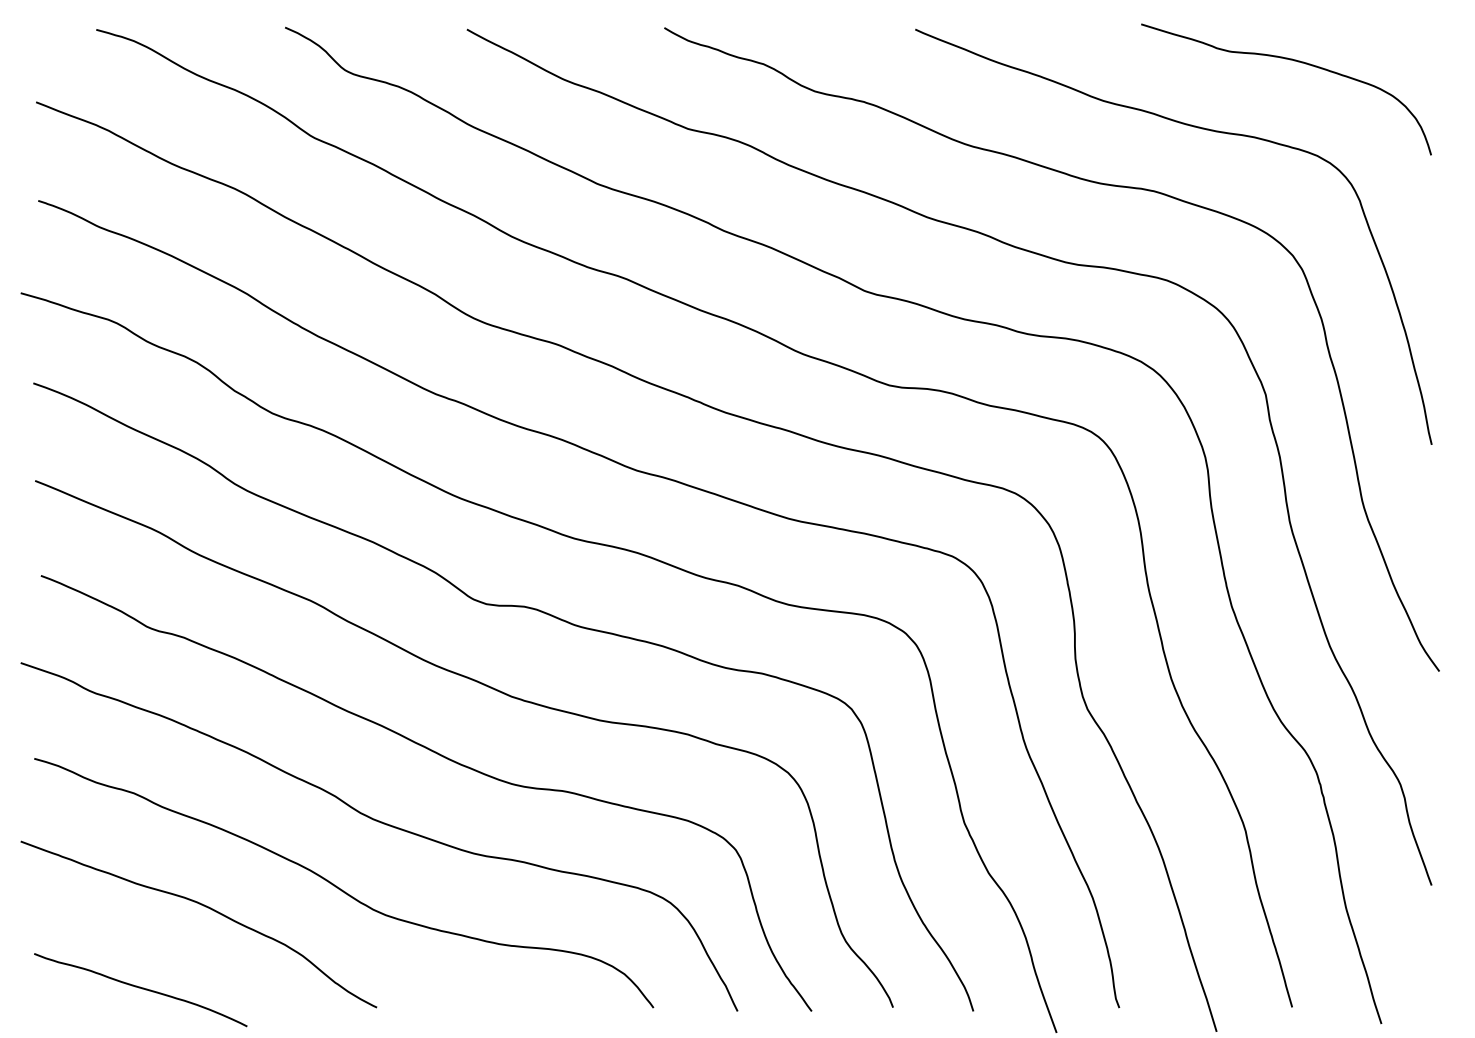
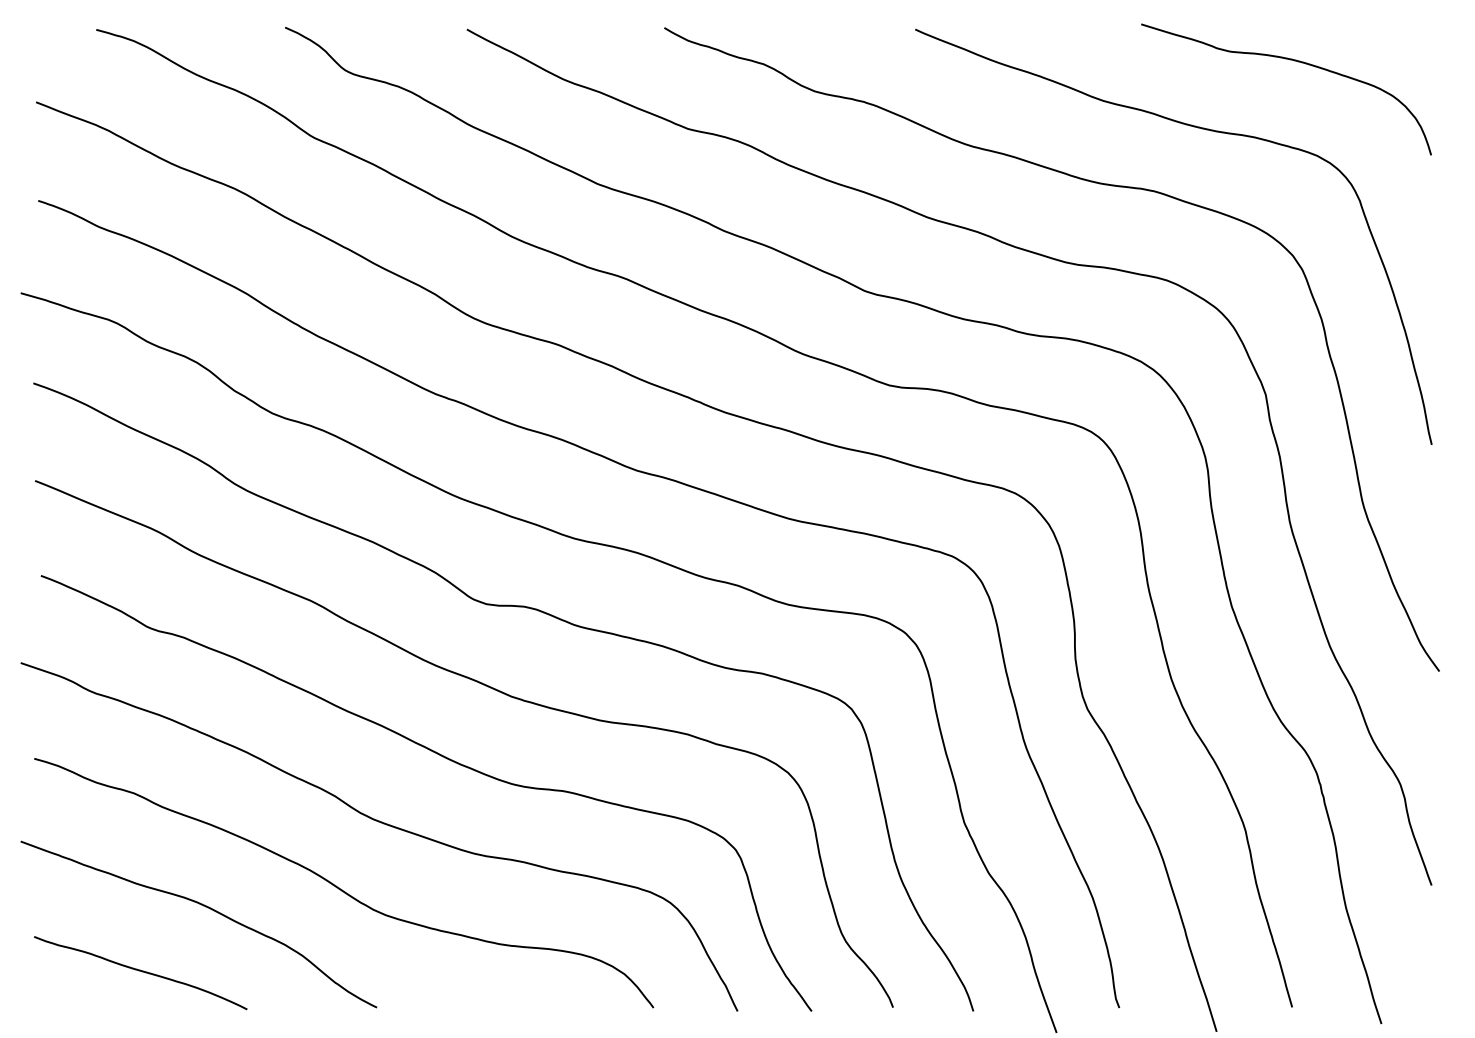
curve position: (140, 988) -> (140, 971) (140, 971)
